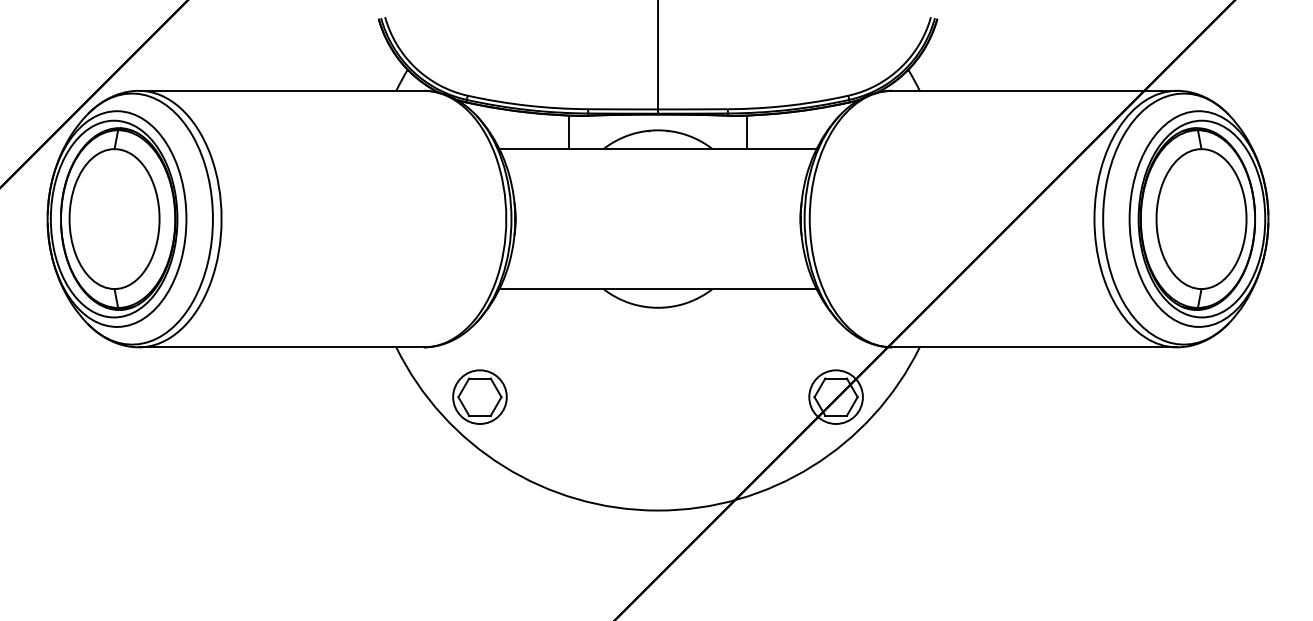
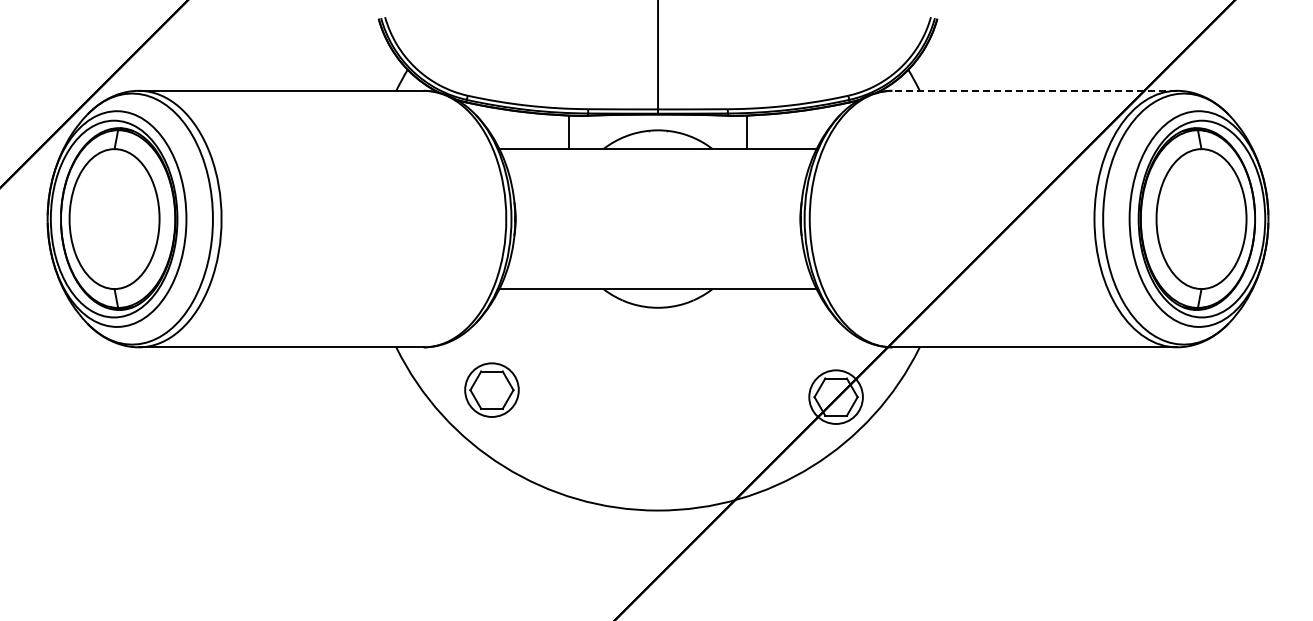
line: solid -> dashed (1034, 90)
part position: (479, 396) -> (491, 389) (491, 389)
